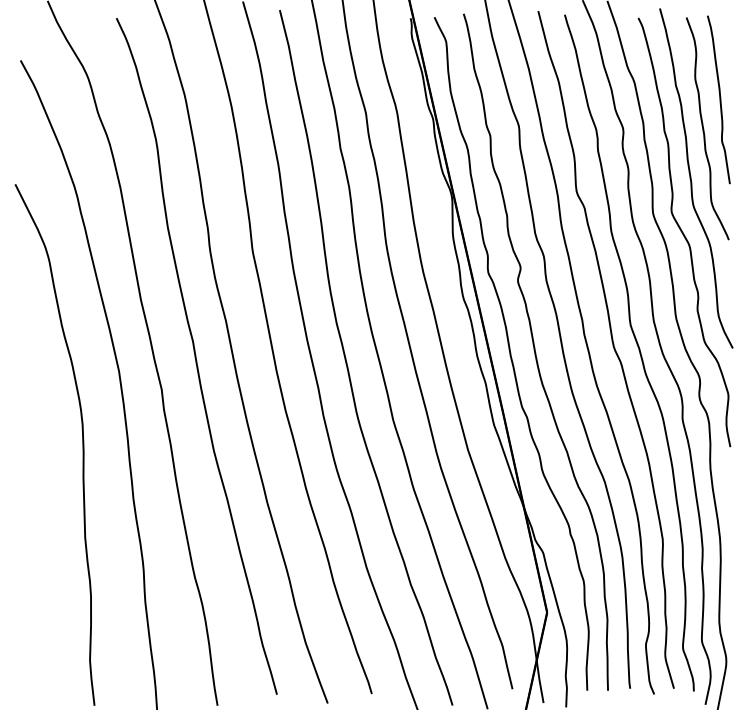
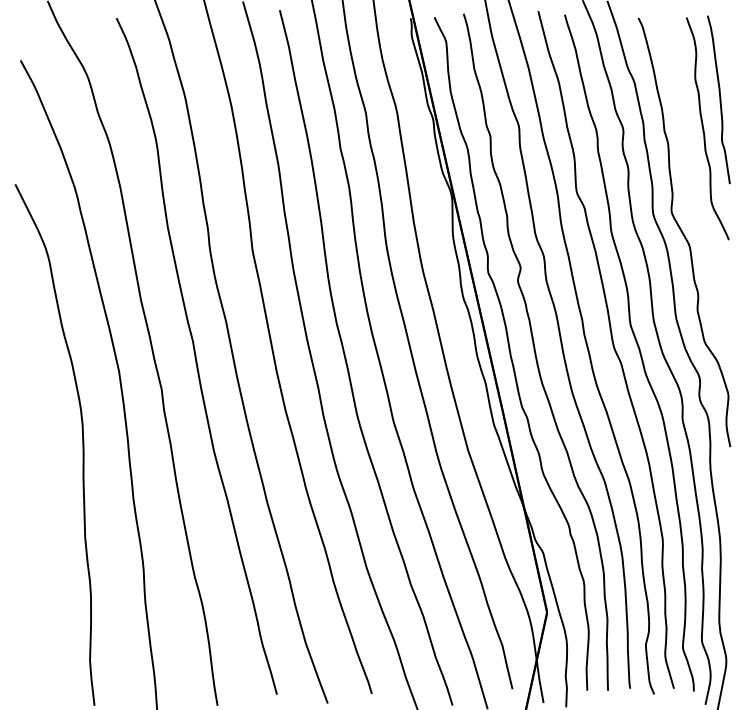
curve: present -> none (691, 178)
